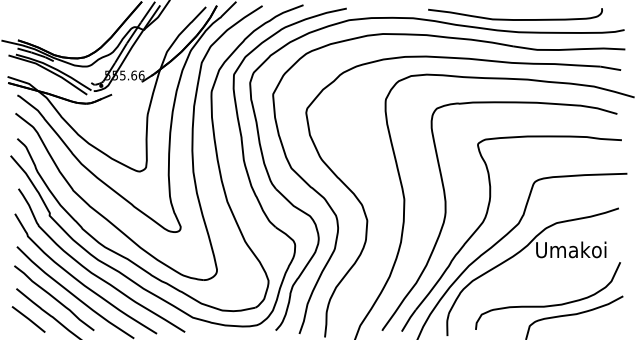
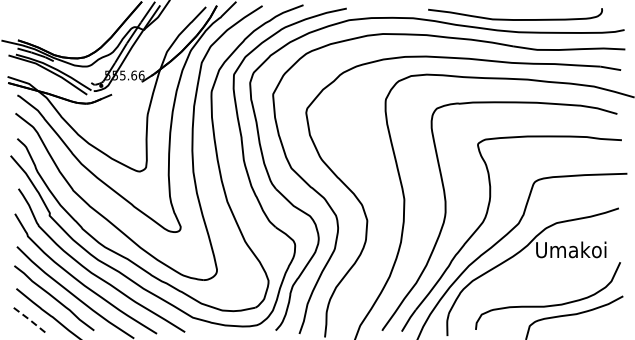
line: solid -> dashed (29, 319)
